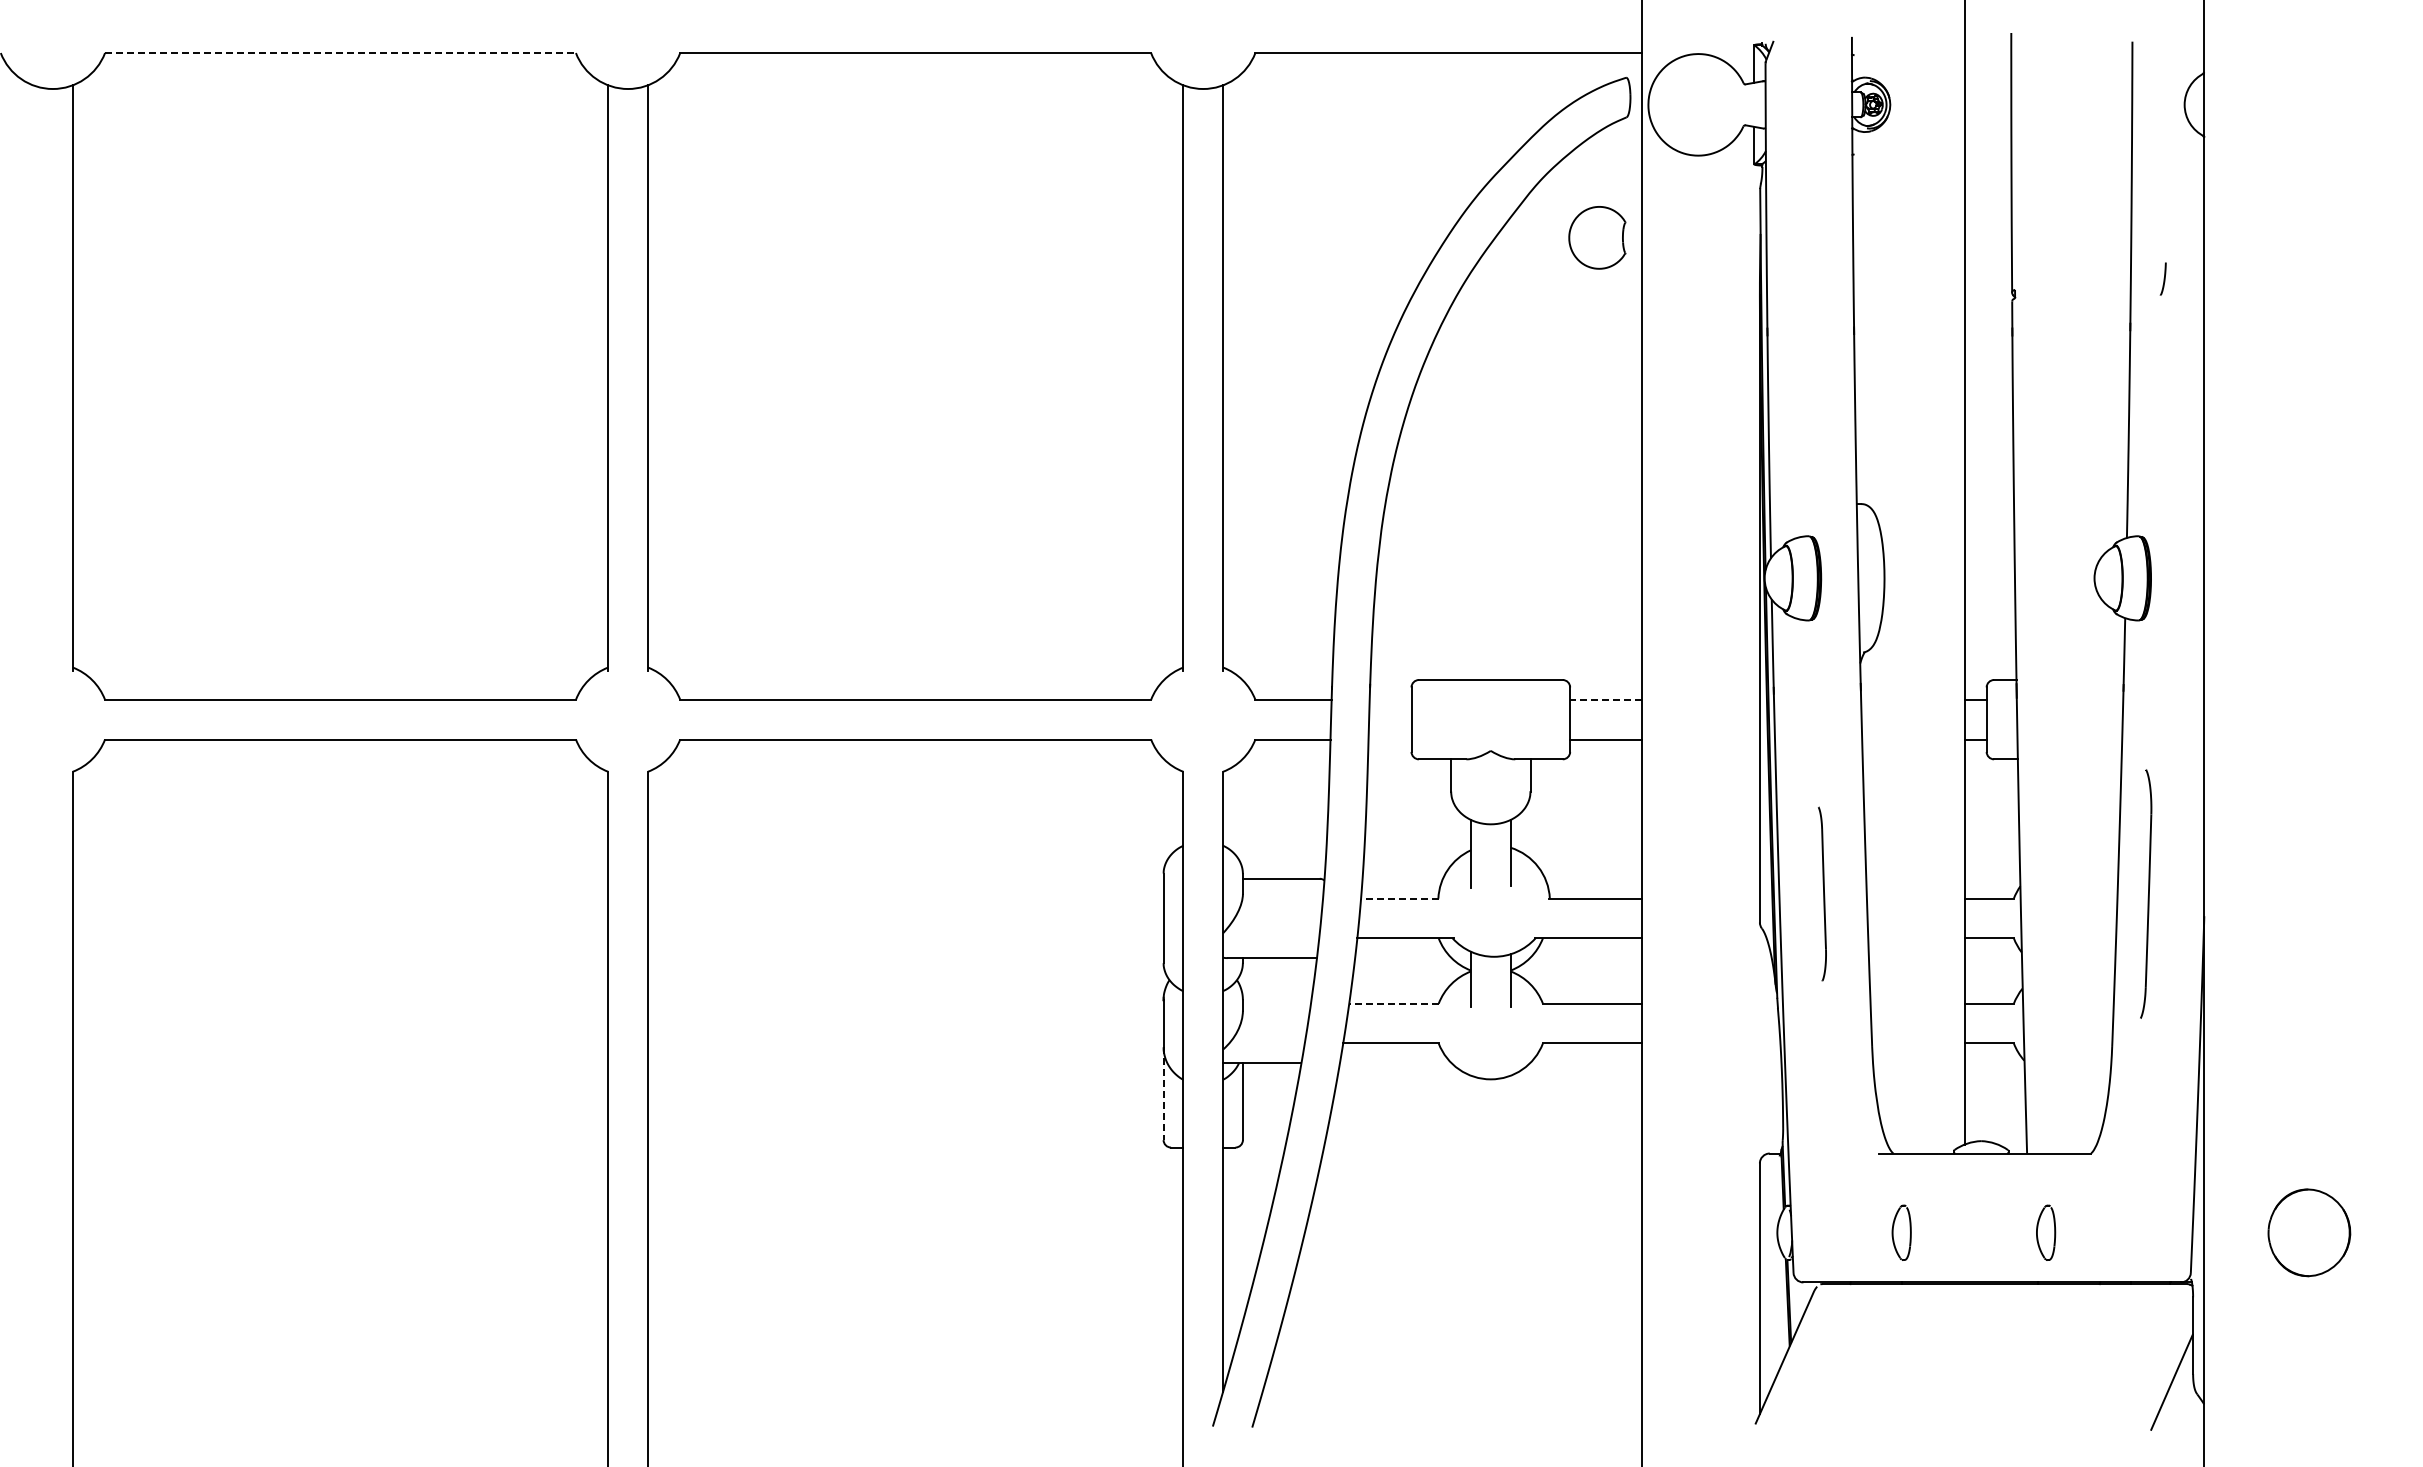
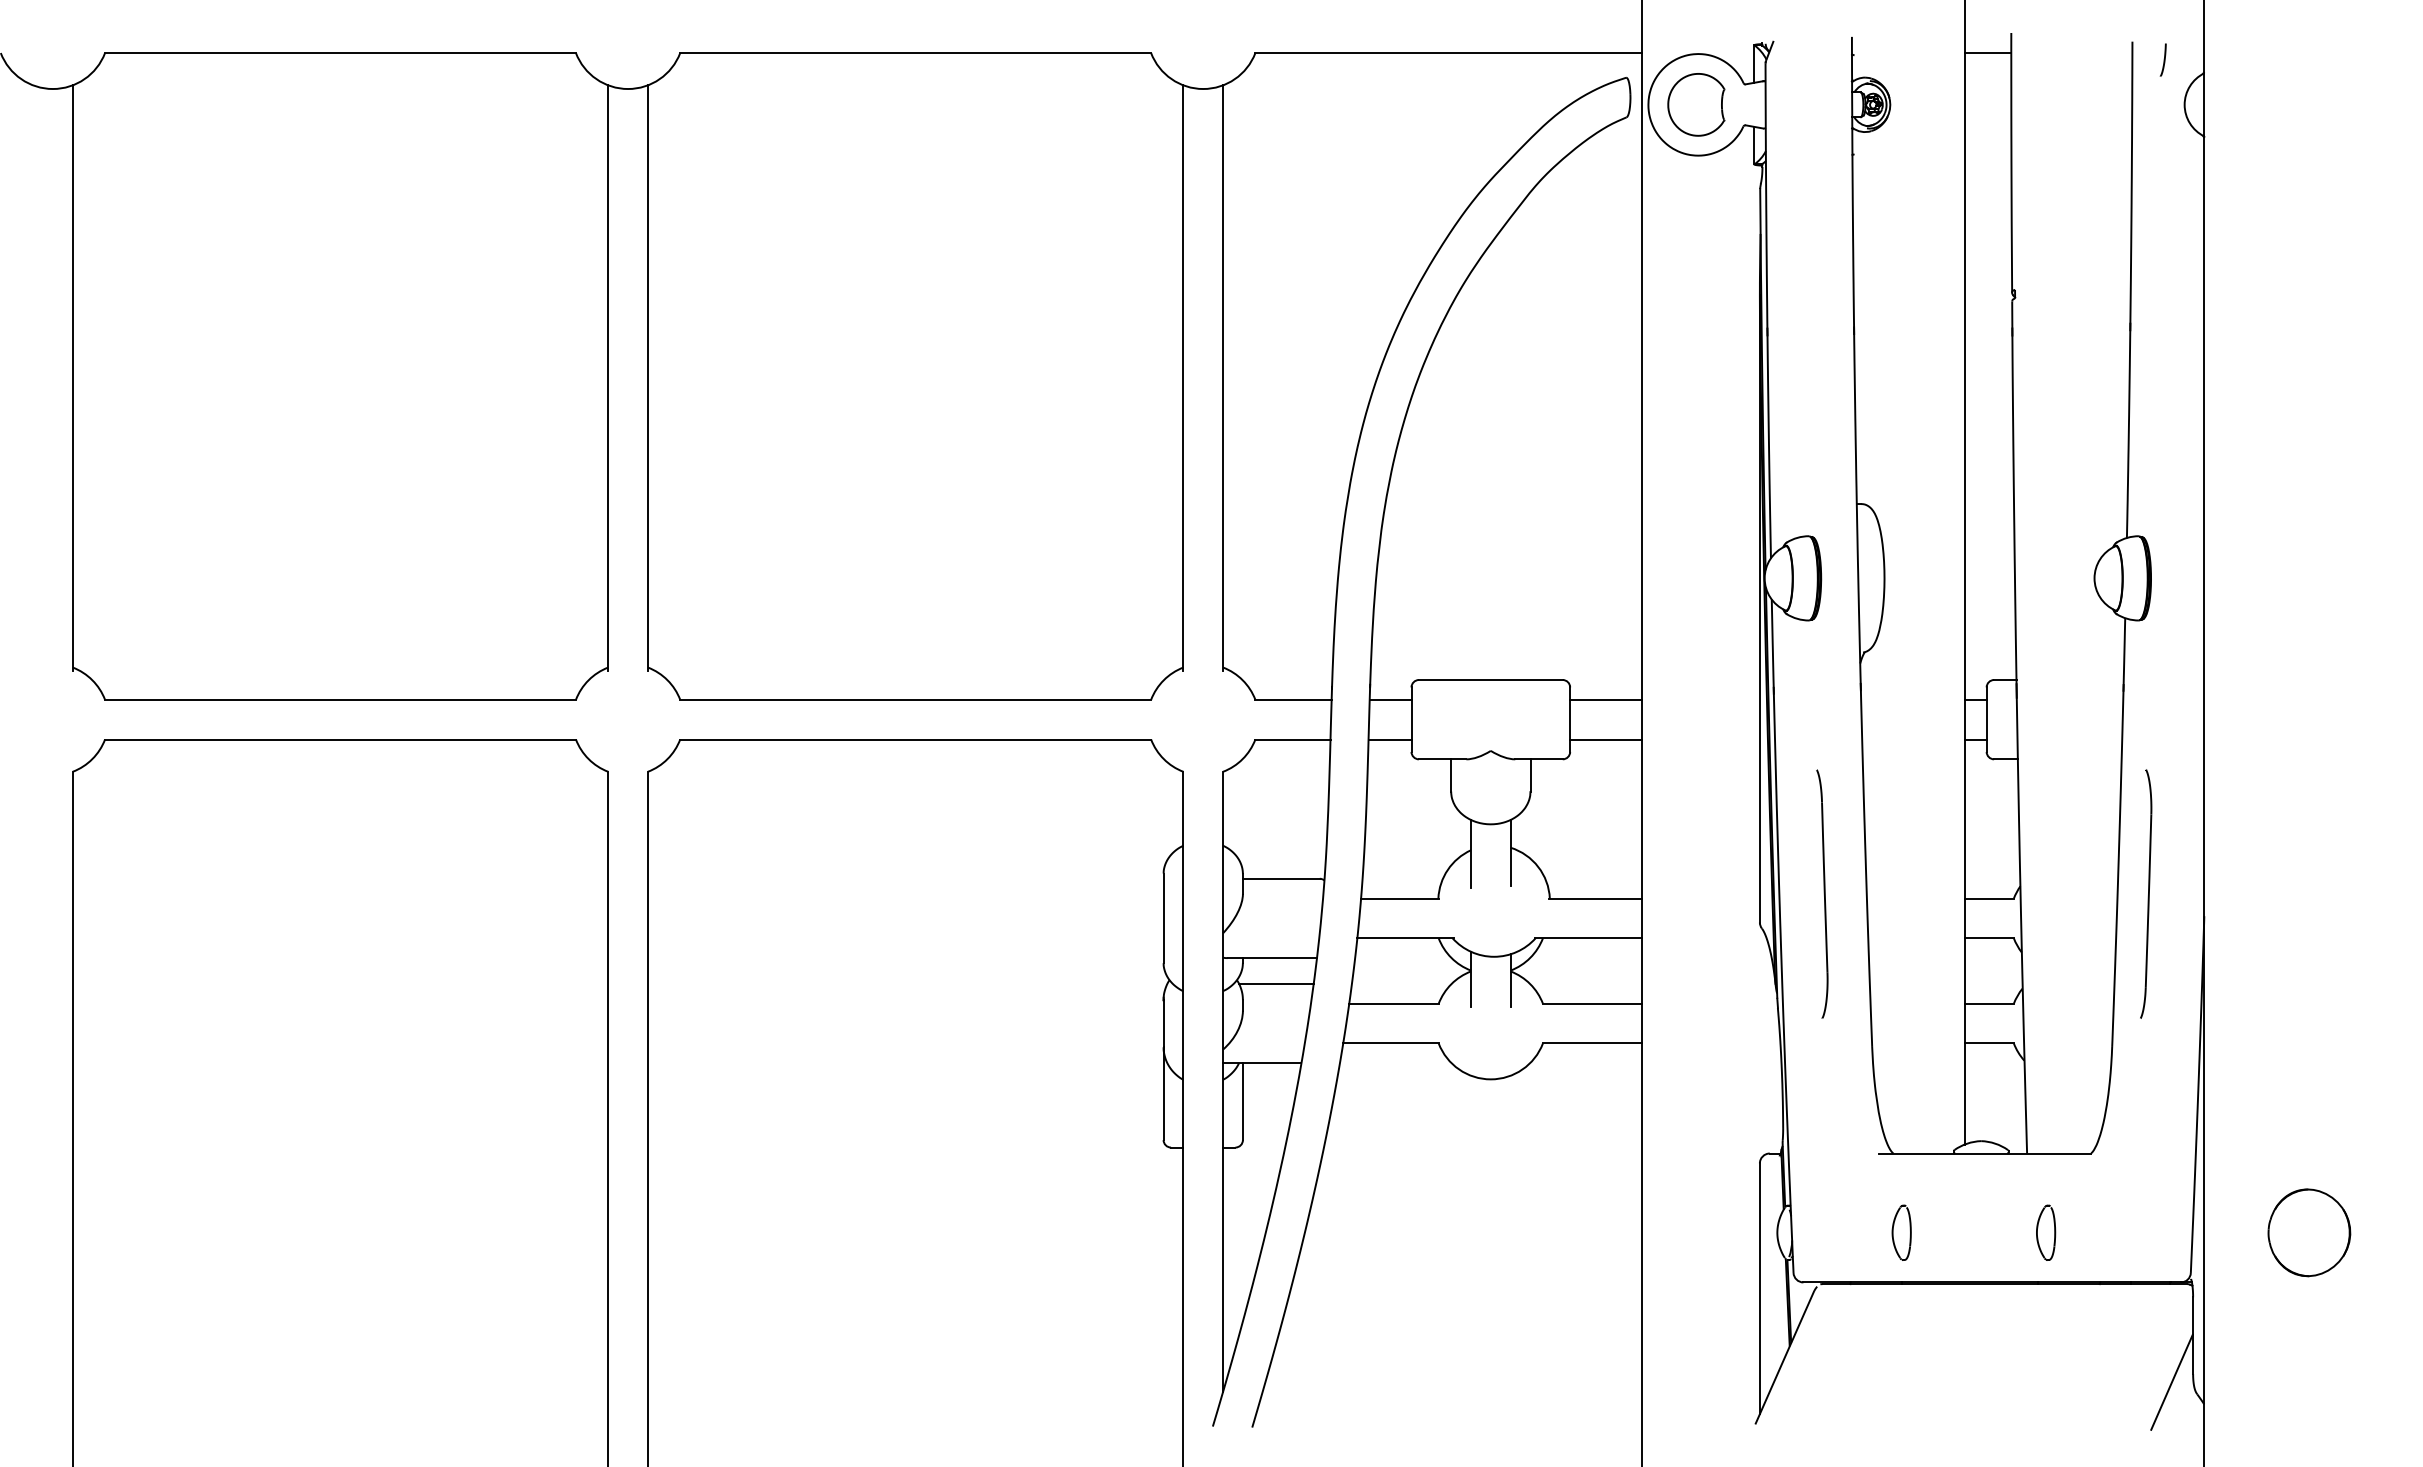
line: dashed -> solid (341, 53)
line: none -> present (1987, 53)
part position: (1597, 237) -> (1696, 104) (1696, 104)
curve position: (2163, 278) -> (2163, 59) (2163, 59)
line: none -> present (1390, 699)
line: dashed -> solid (1605, 699)
line: none -> present (1389, 739)
part size: 9x176 px -> 13x250 px (1822, 893)
line: dashed -> solid (1399, 898)
line: none -> present (1276, 983)
line: dashed -> solid (1393, 1003)
line: dashed -> solid (1163, 1093)
